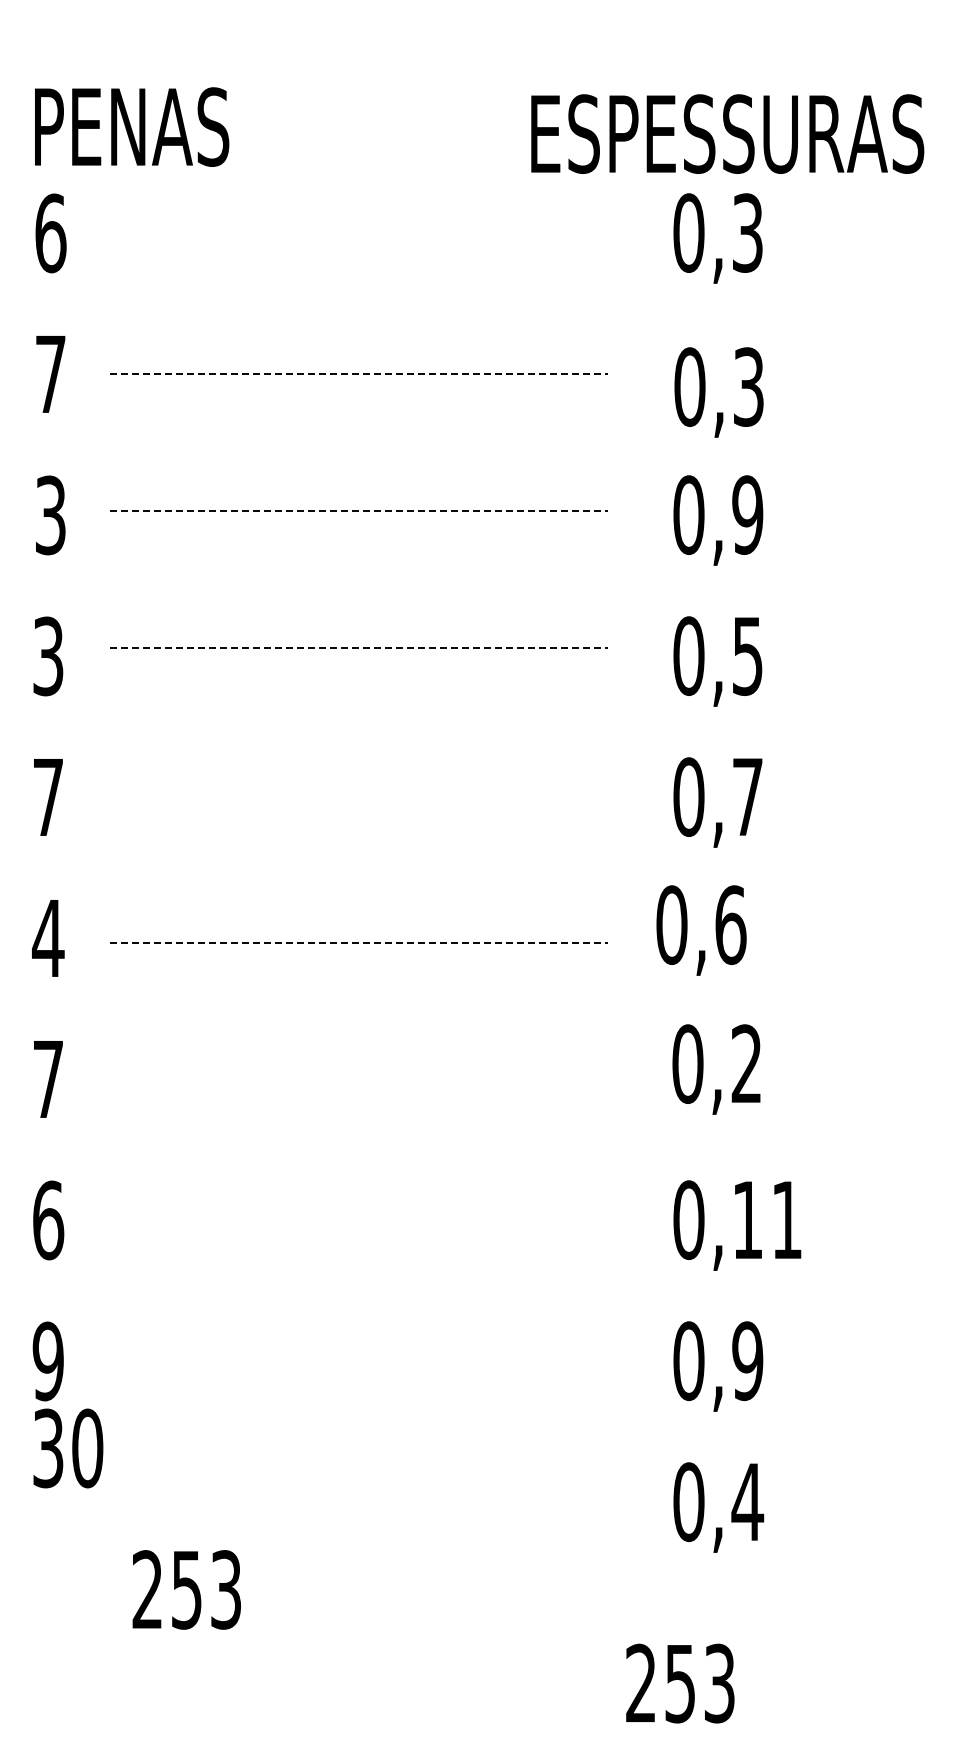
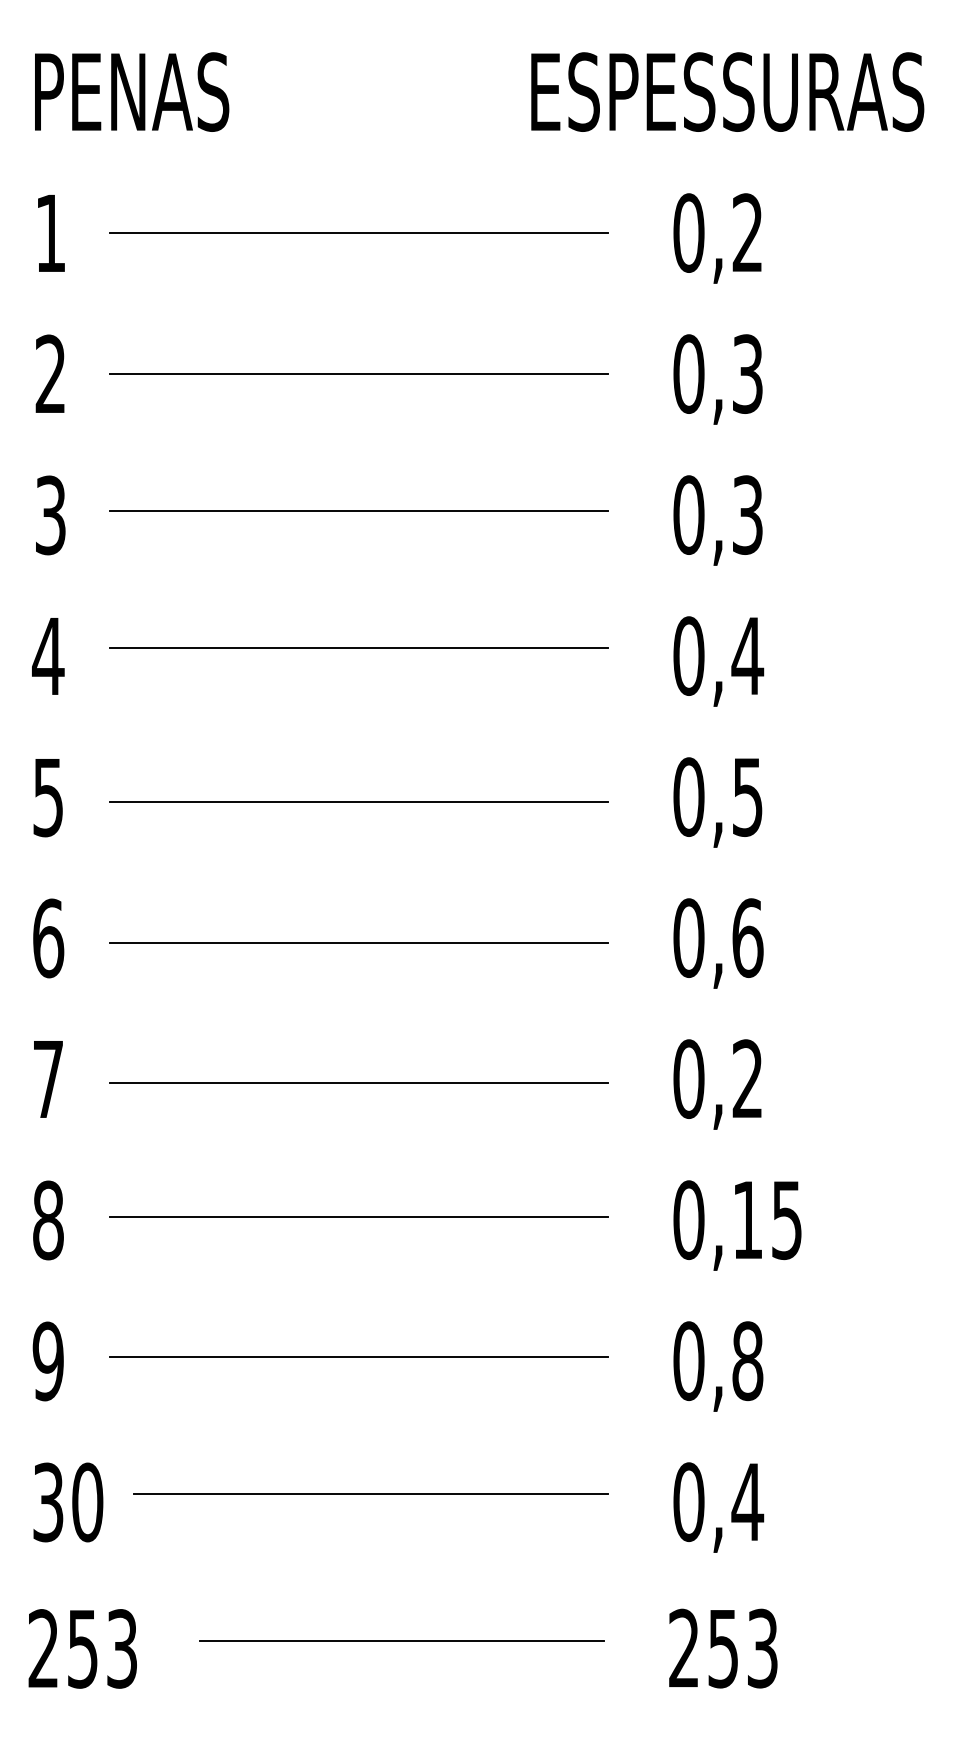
text position: (132, 126) -> (132, 91) (132, 91)
text position: (727, 133) -> (727, 91) (727, 91)
text: 0,3 -> 0,2 (747, 232)
text: 6 -> 1 (50, 233)
line: none -> present (358, 233)
text: 7 -> 2 (50, 373)
line: dashed -> solid (359, 373)
text position: (718, 392) -> (717, 379) (717, 379)
line: dashed -> solid (359, 510)
text: 0,9 -> 0,3 (747, 514)
line: dashed -> solid (359, 647)
text: 3 -> 4 (48, 656)
text: 0,5 -> 0,4 (747, 656)
text: 0,7 -> 0,5 (747, 797)
text: 7 -> 5 (47, 798)
line: none -> present (358, 802)
text position: (701, 930) -> (718, 943) (718, 943)
text: 4 -> 6 (48, 938)
line: dashed -> solid (359, 942)
text position: (716, 1069) -> (717, 1084) (717, 1084)
line: none -> present (358, 1083)
line: none -> present (358, 1216)
text: 6 -> 8 (48, 1220)
text: 0,11 -> 0,15 (786, 1220)
line: none -> present (358, 1357)
text: 0,9 -> 0,8 (747, 1361)
text position: (68, 1448) -> (68, 1502) (68, 1502)
line: none -> present (370, 1493)
text position: (186, 1589) -> (82, 1648) (82, 1648)
line: none -> present (401, 1640)
text position: (680, 1683) -> (723, 1648) (723, 1648)
